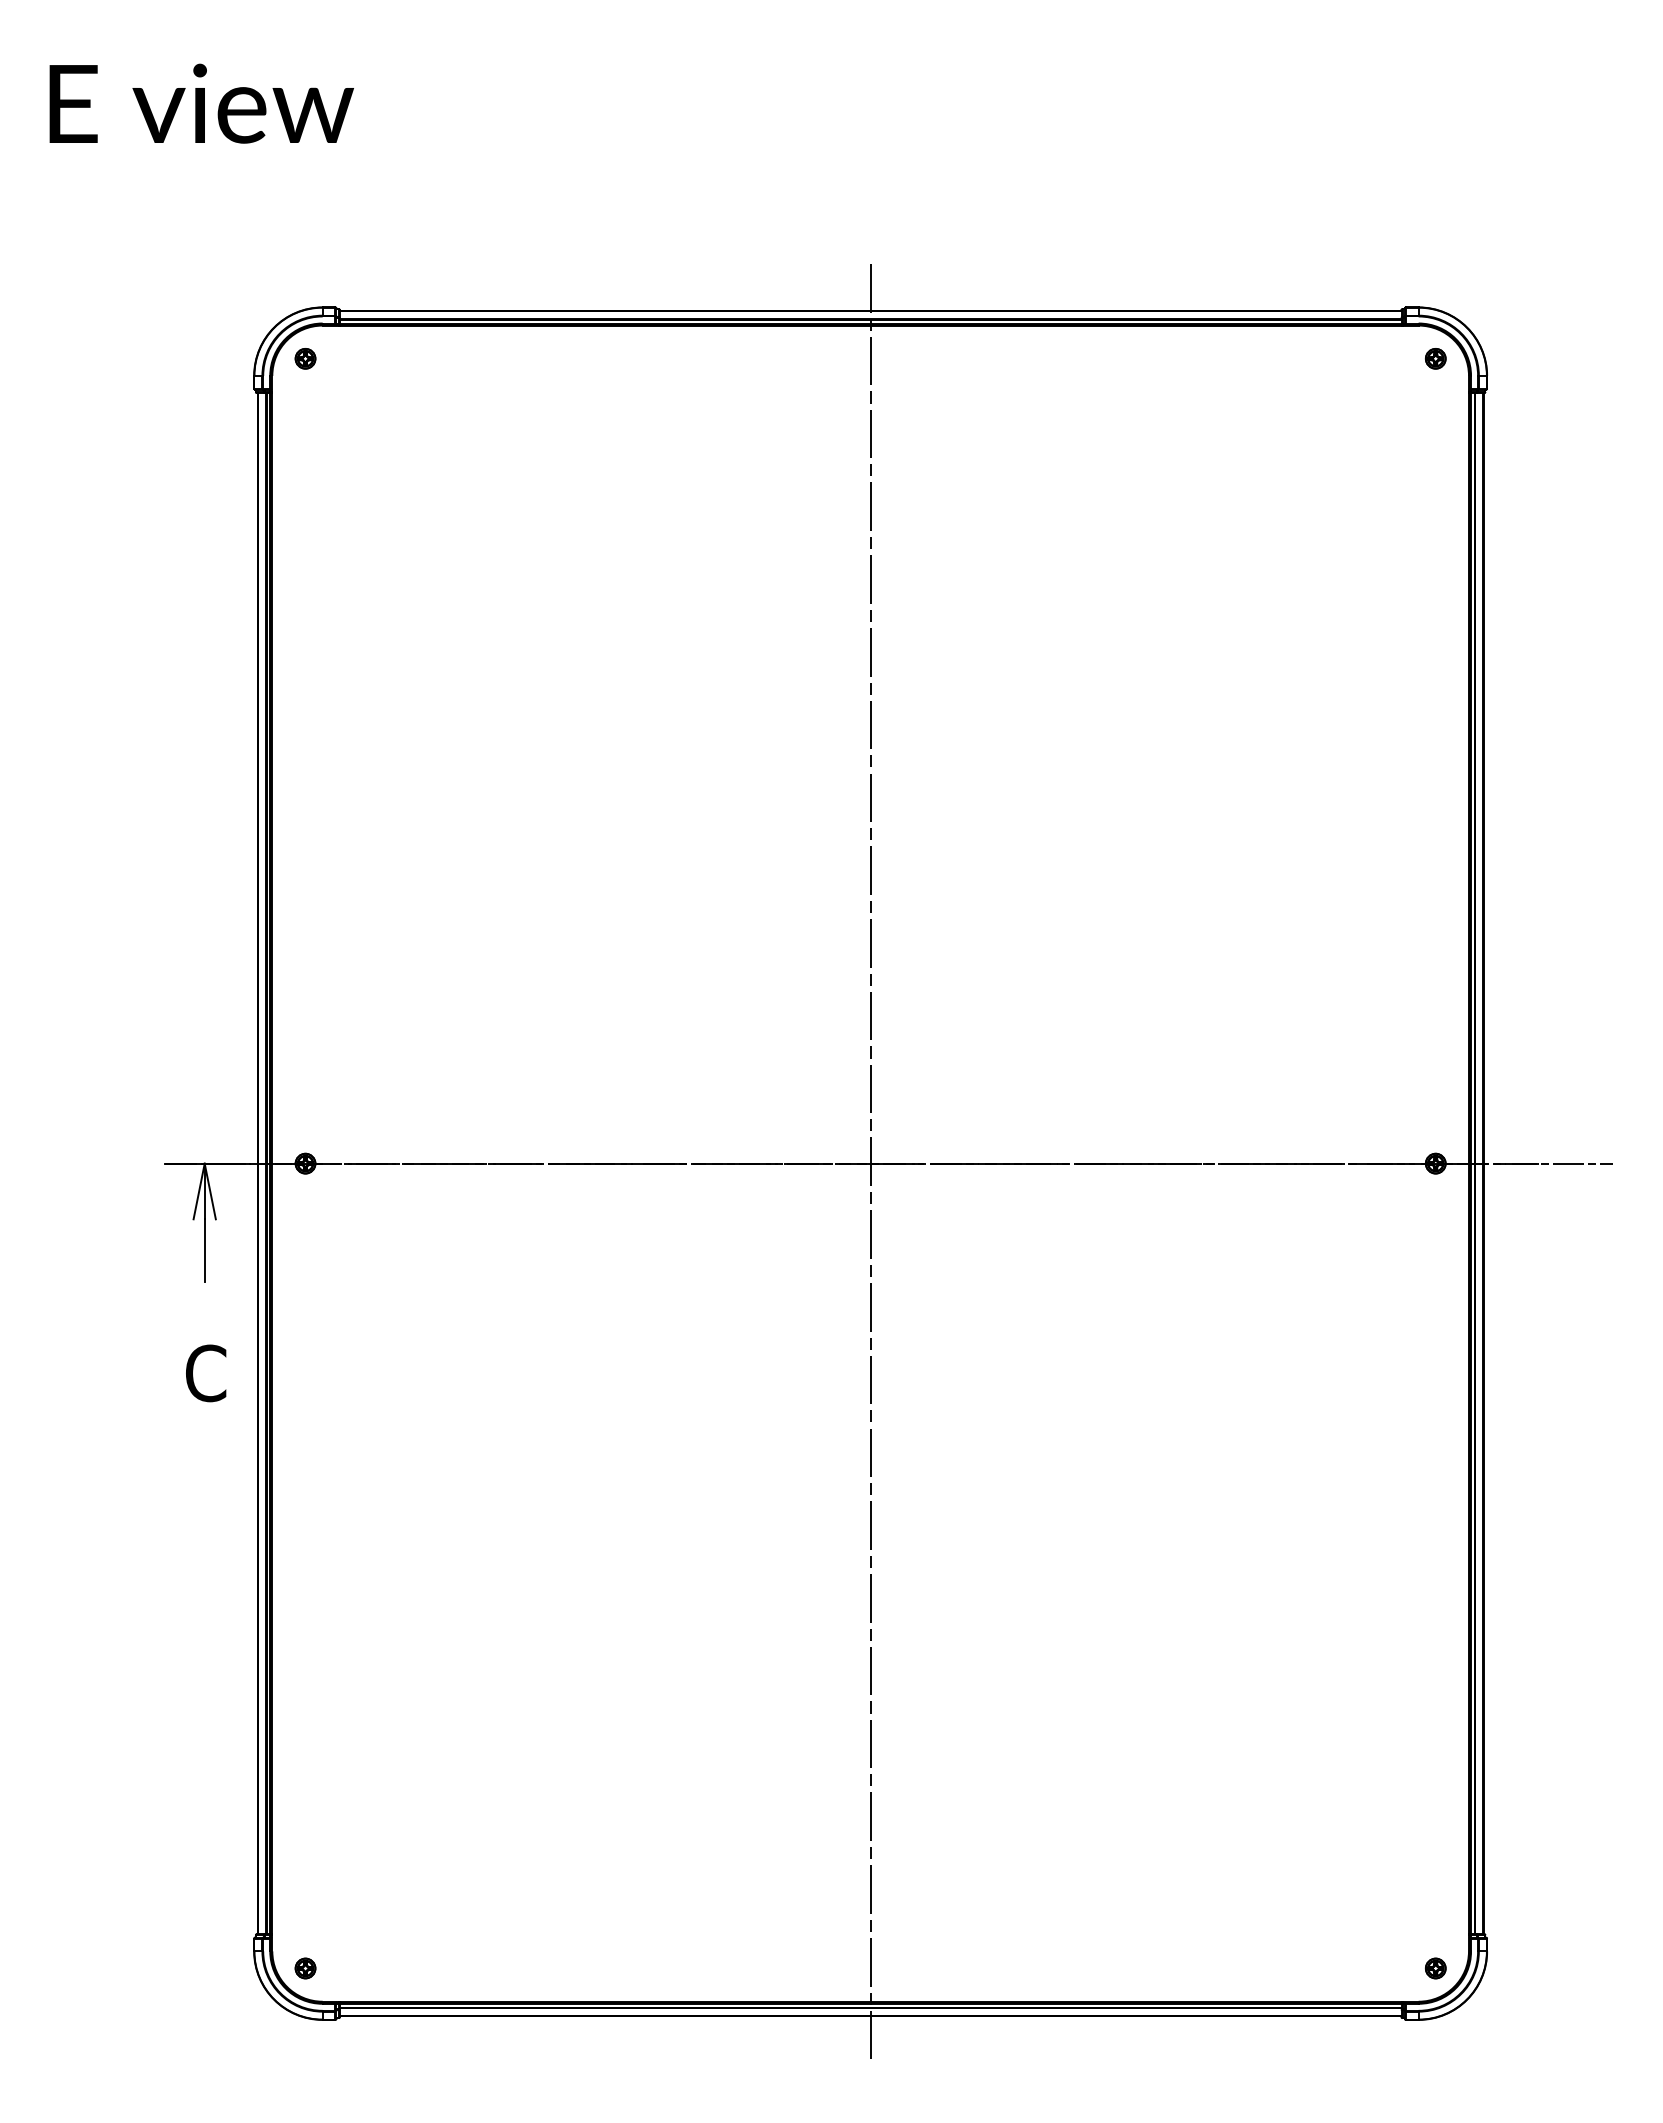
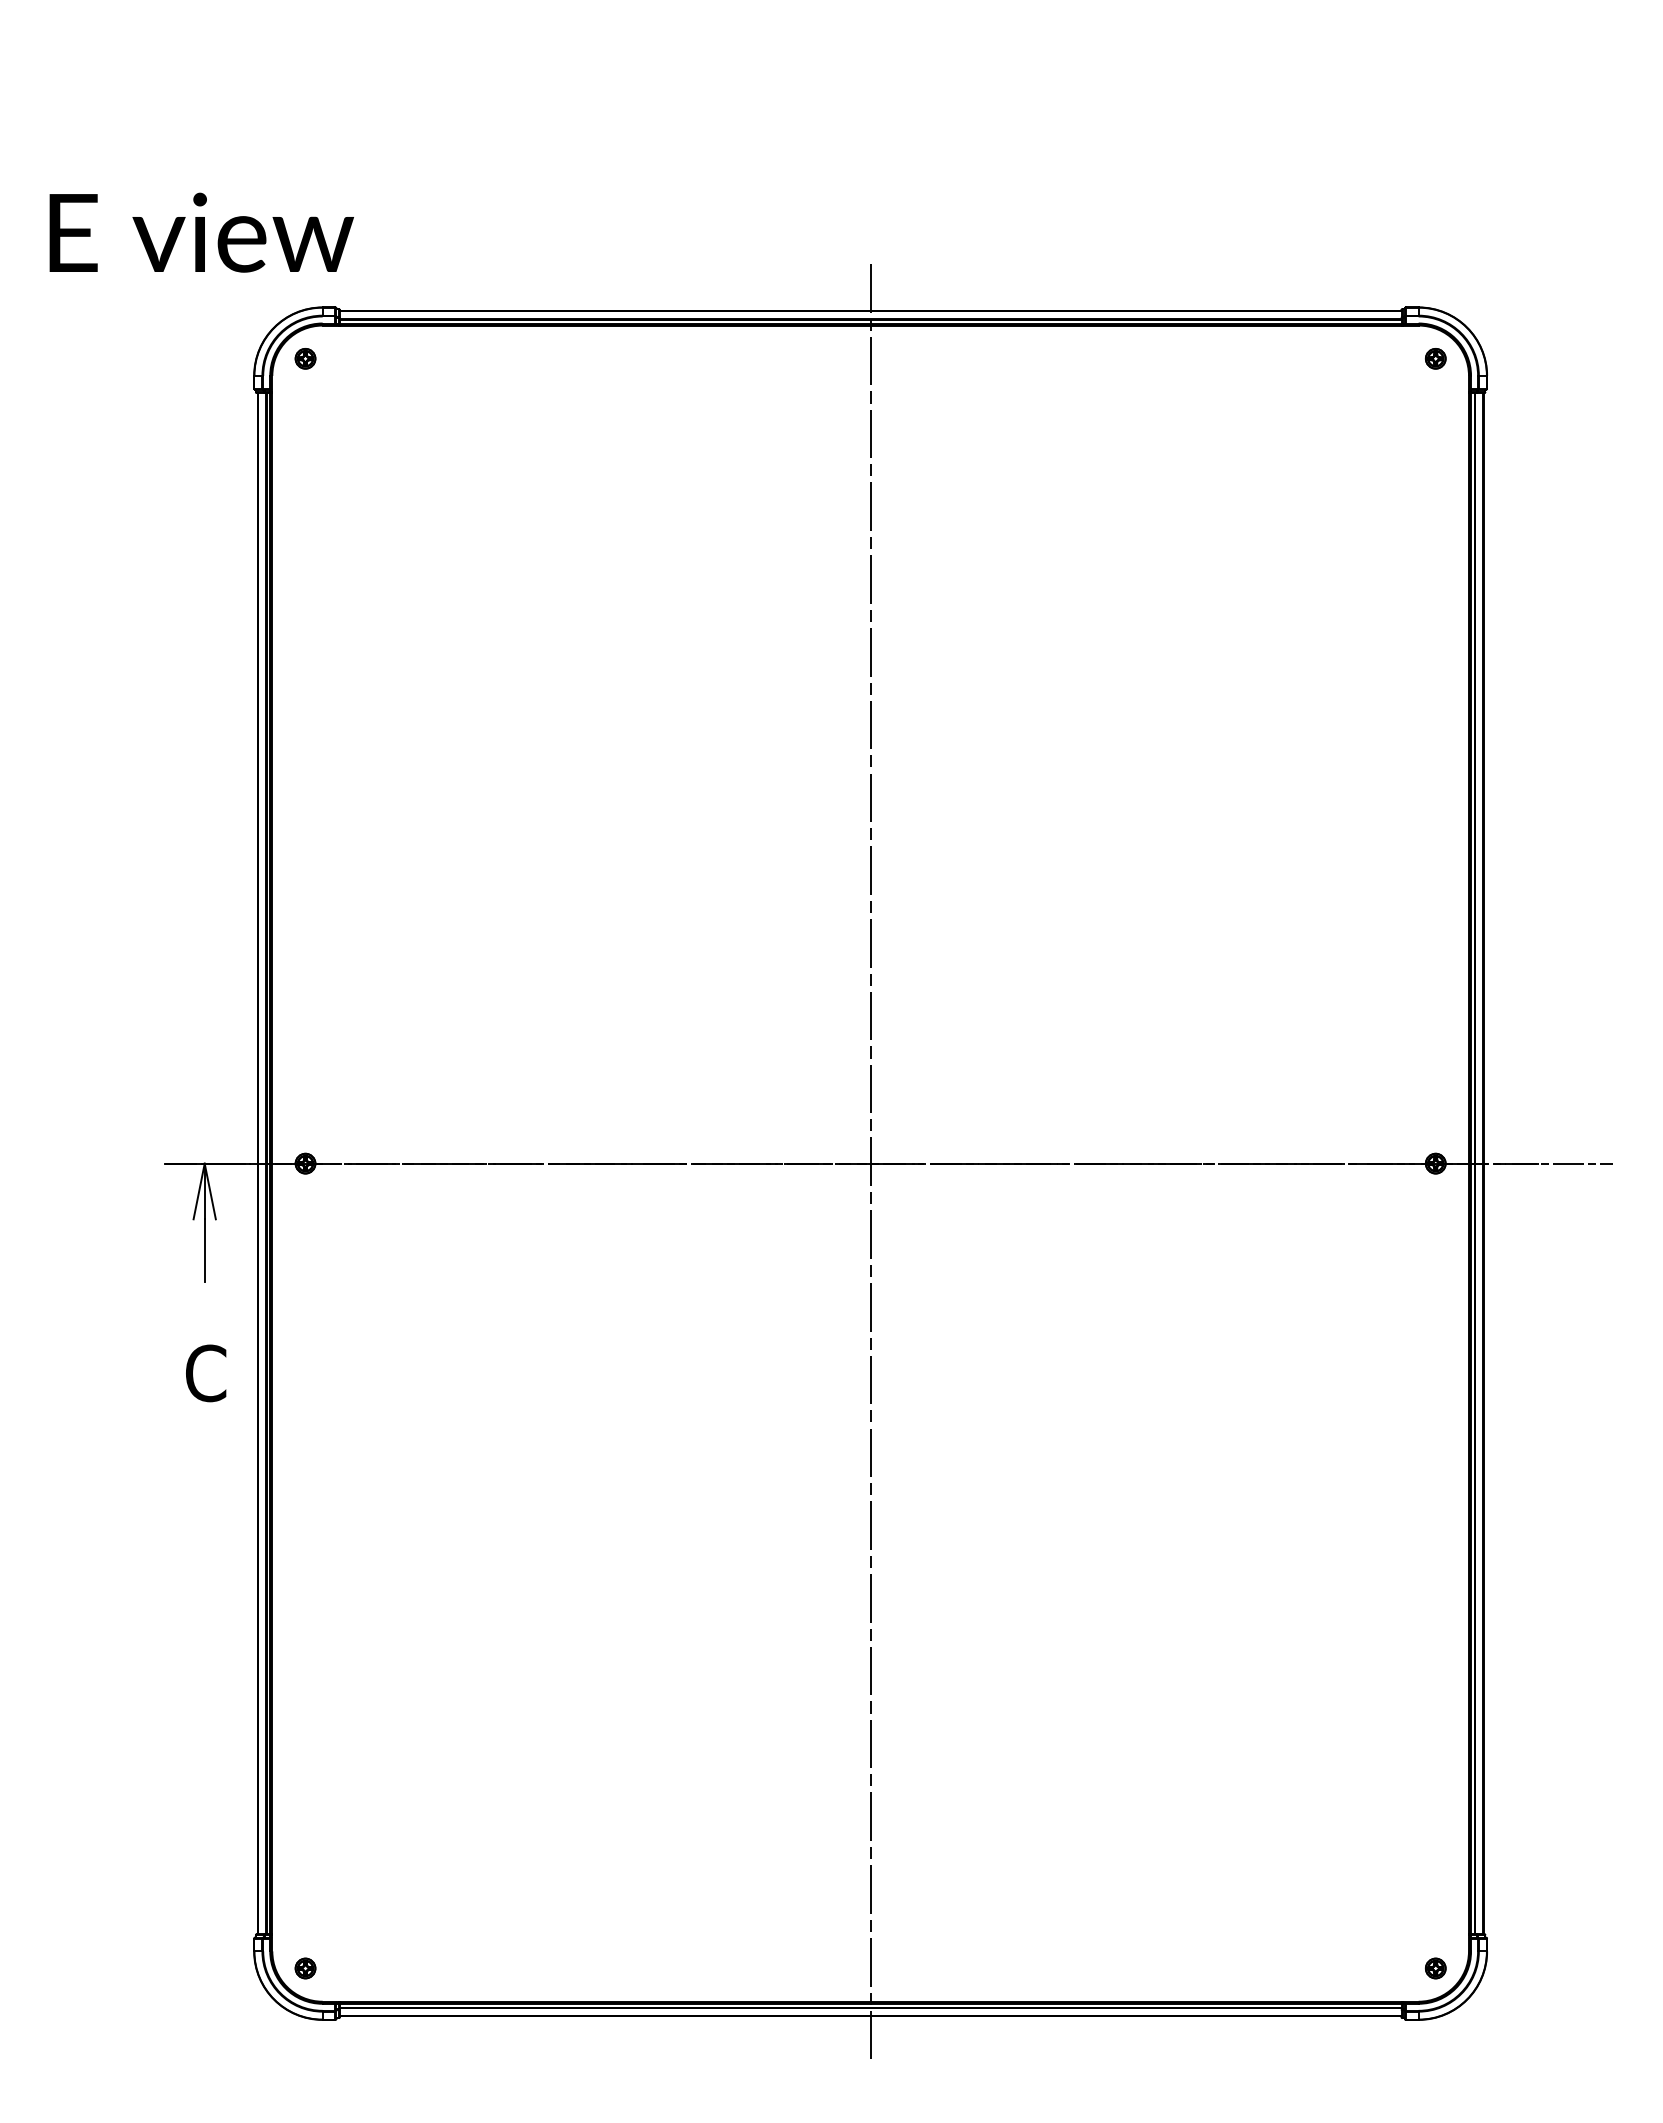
text position: (201, 103) -> (201, 232) (201, 232)
